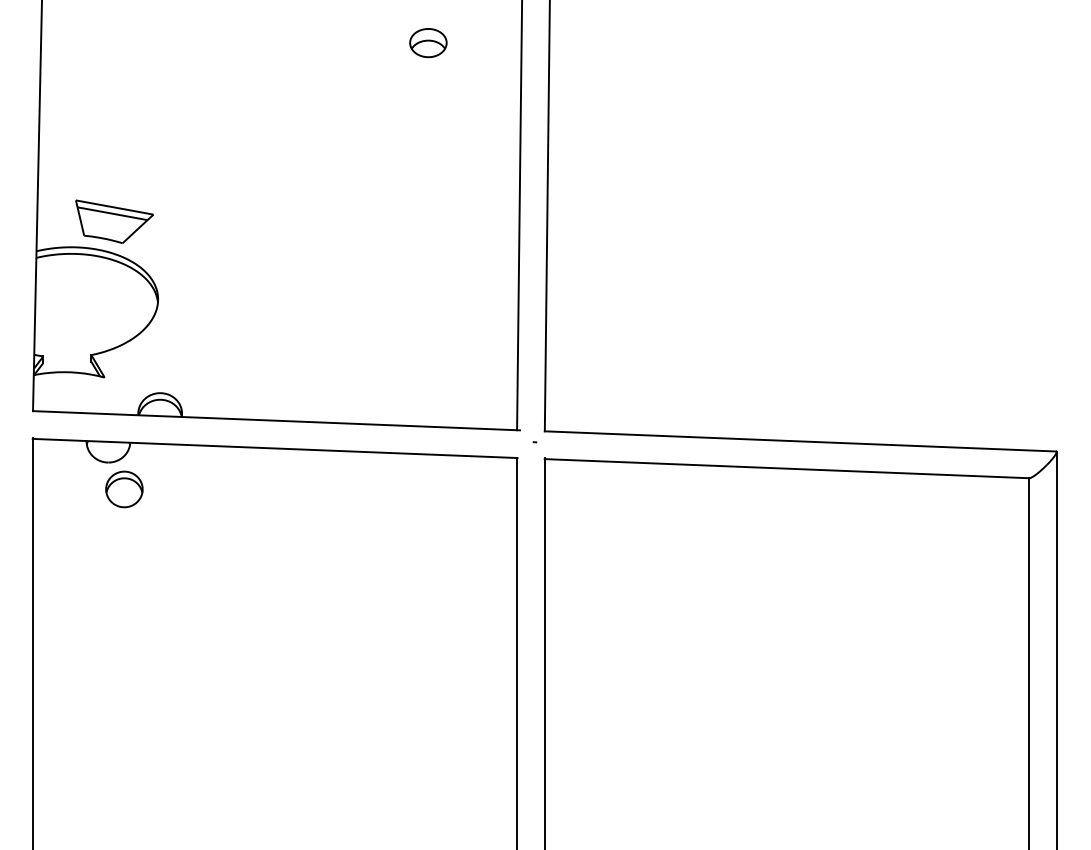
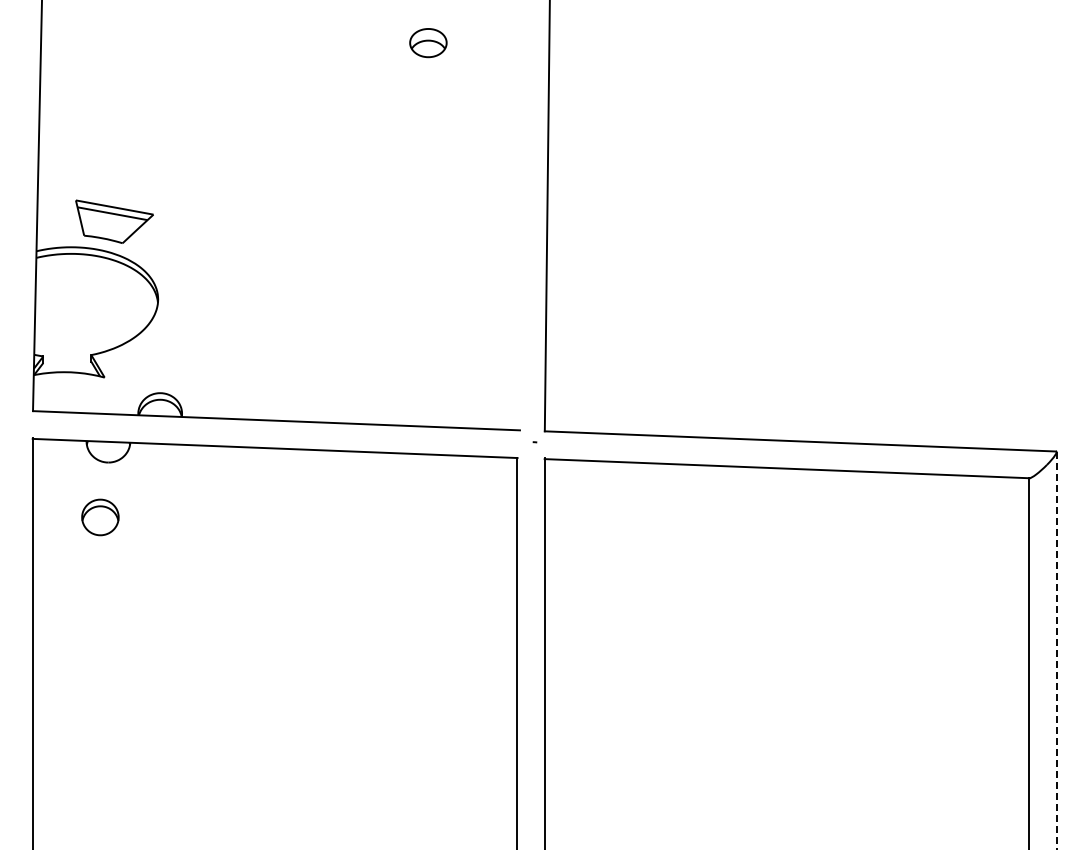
line: present -> none (519, 216)
part position: (124, 489) -> (100, 517) (100, 517)
line: solid -> dashed (1056, 651)
